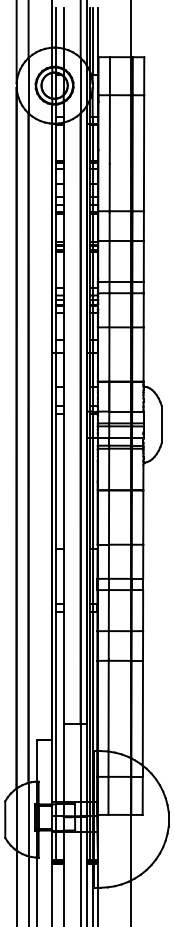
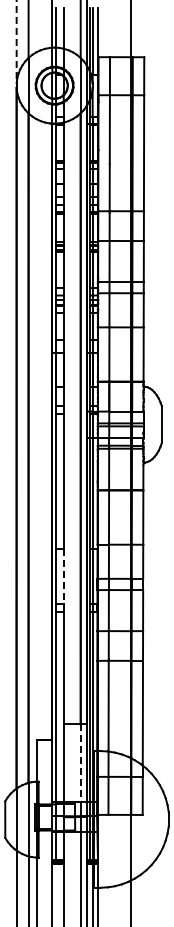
line: solid -> dashed (16, 42)
line: solid -> dashed (63, 576)
line: solid -> dashed (80, 763)
